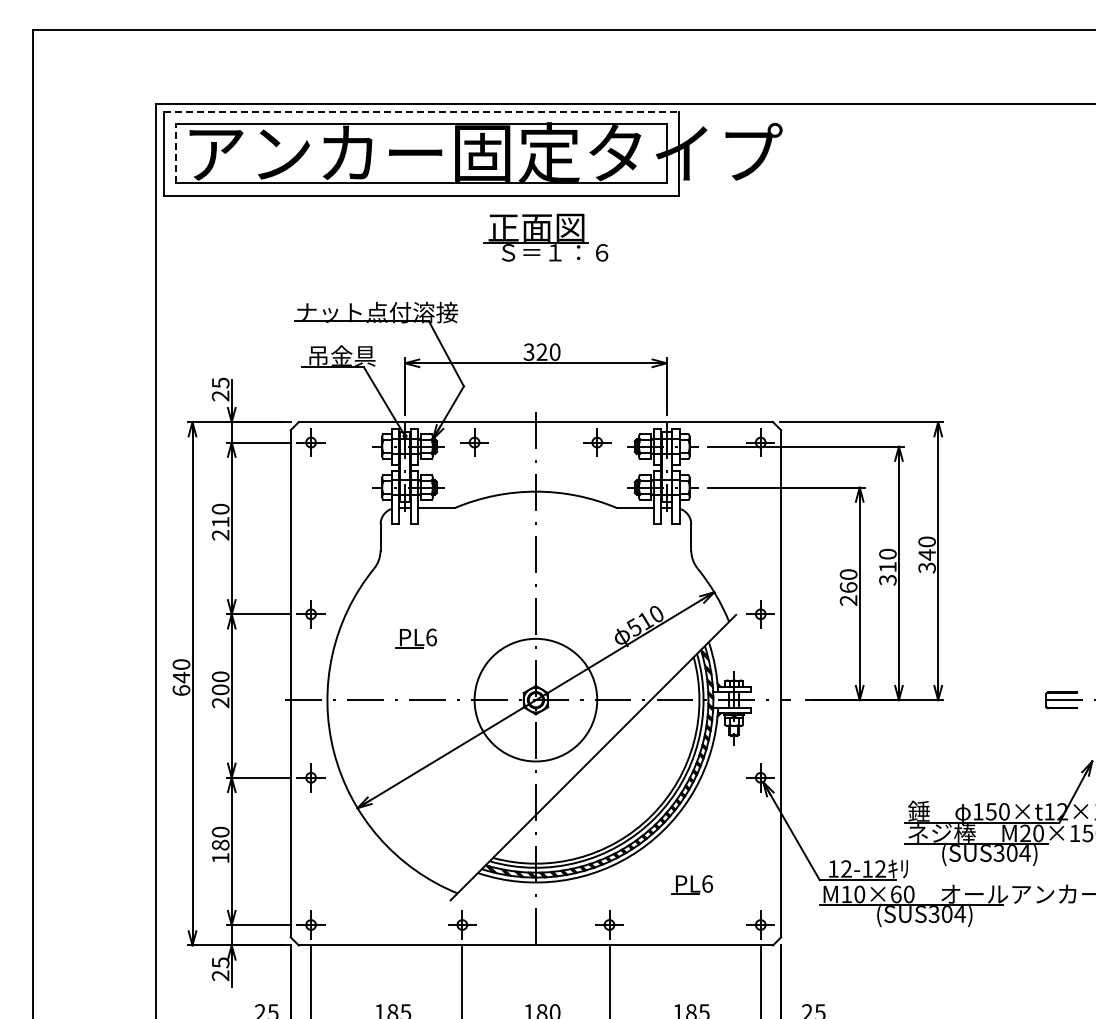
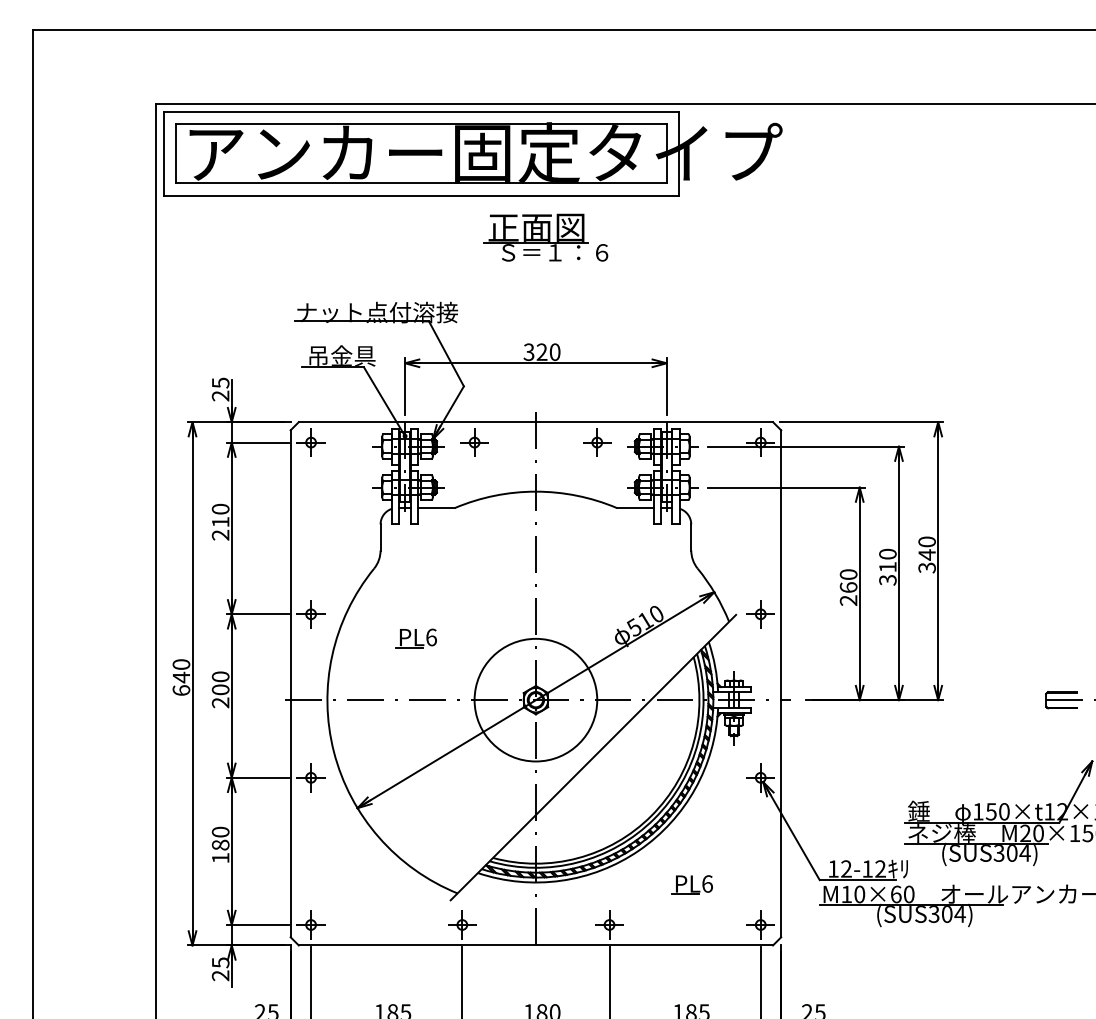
line: dashed -> solid (421, 112)
line: dashed -> solid (176, 153)
